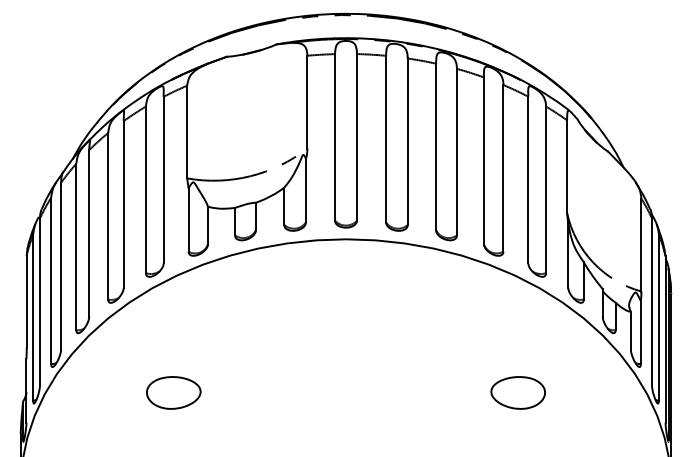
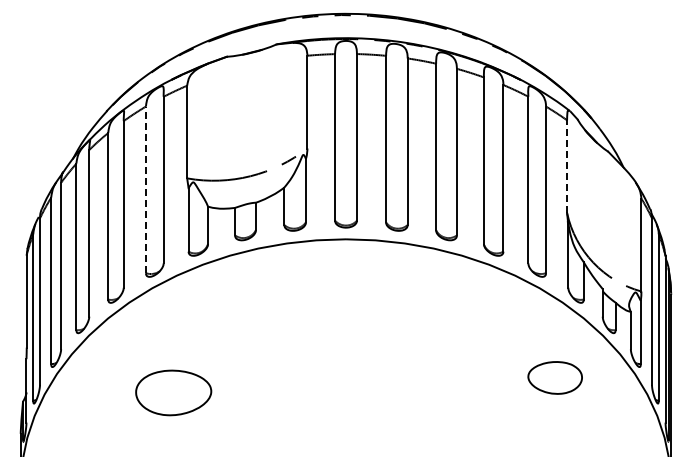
line: solid -> dashed (567, 166)
line: solid -> dashed (145, 189)
part size: 56x34 px -> 78x48 px (173, 392)
part position: (517, 392) -> (554, 377) (554, 377)
